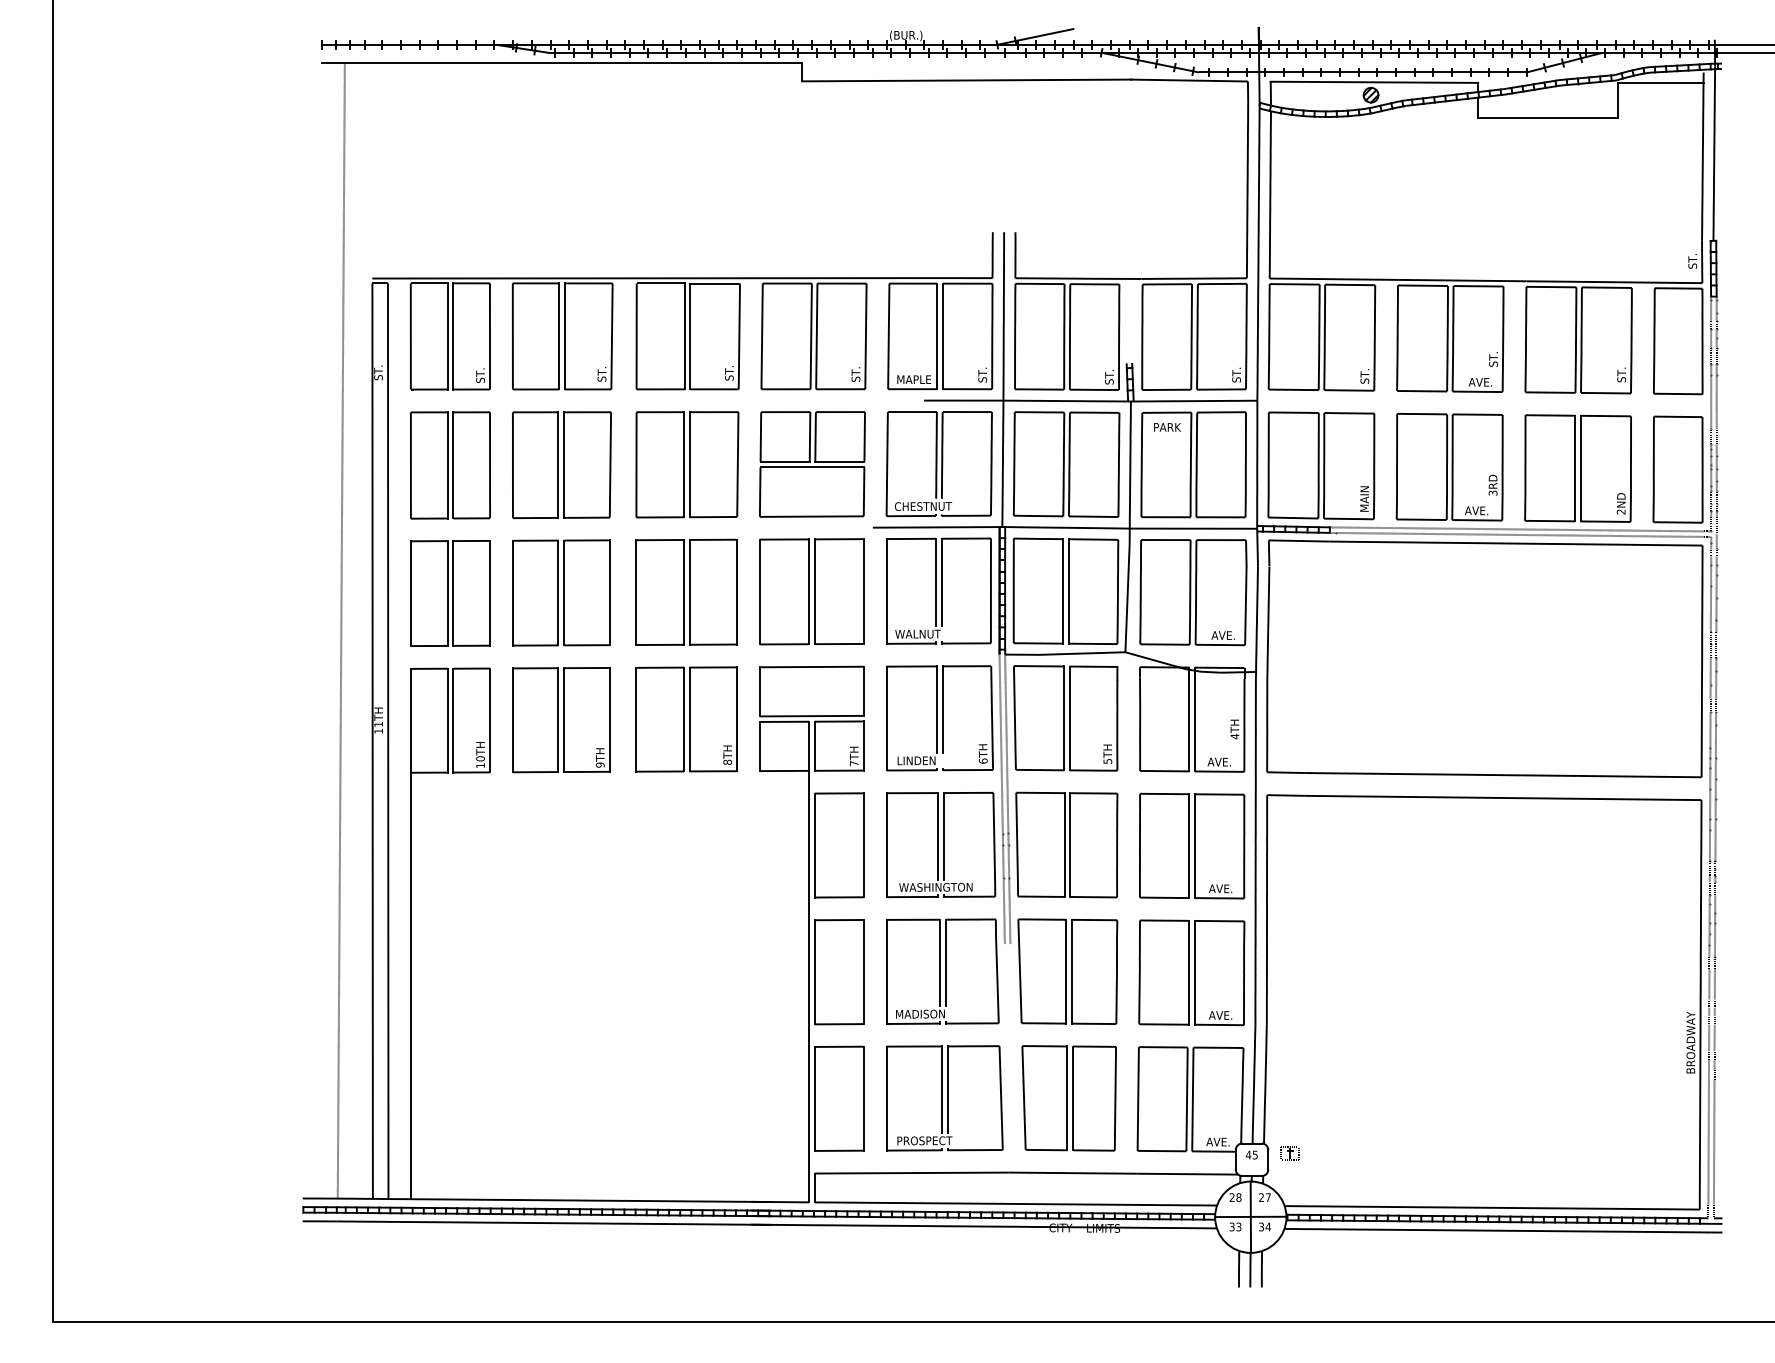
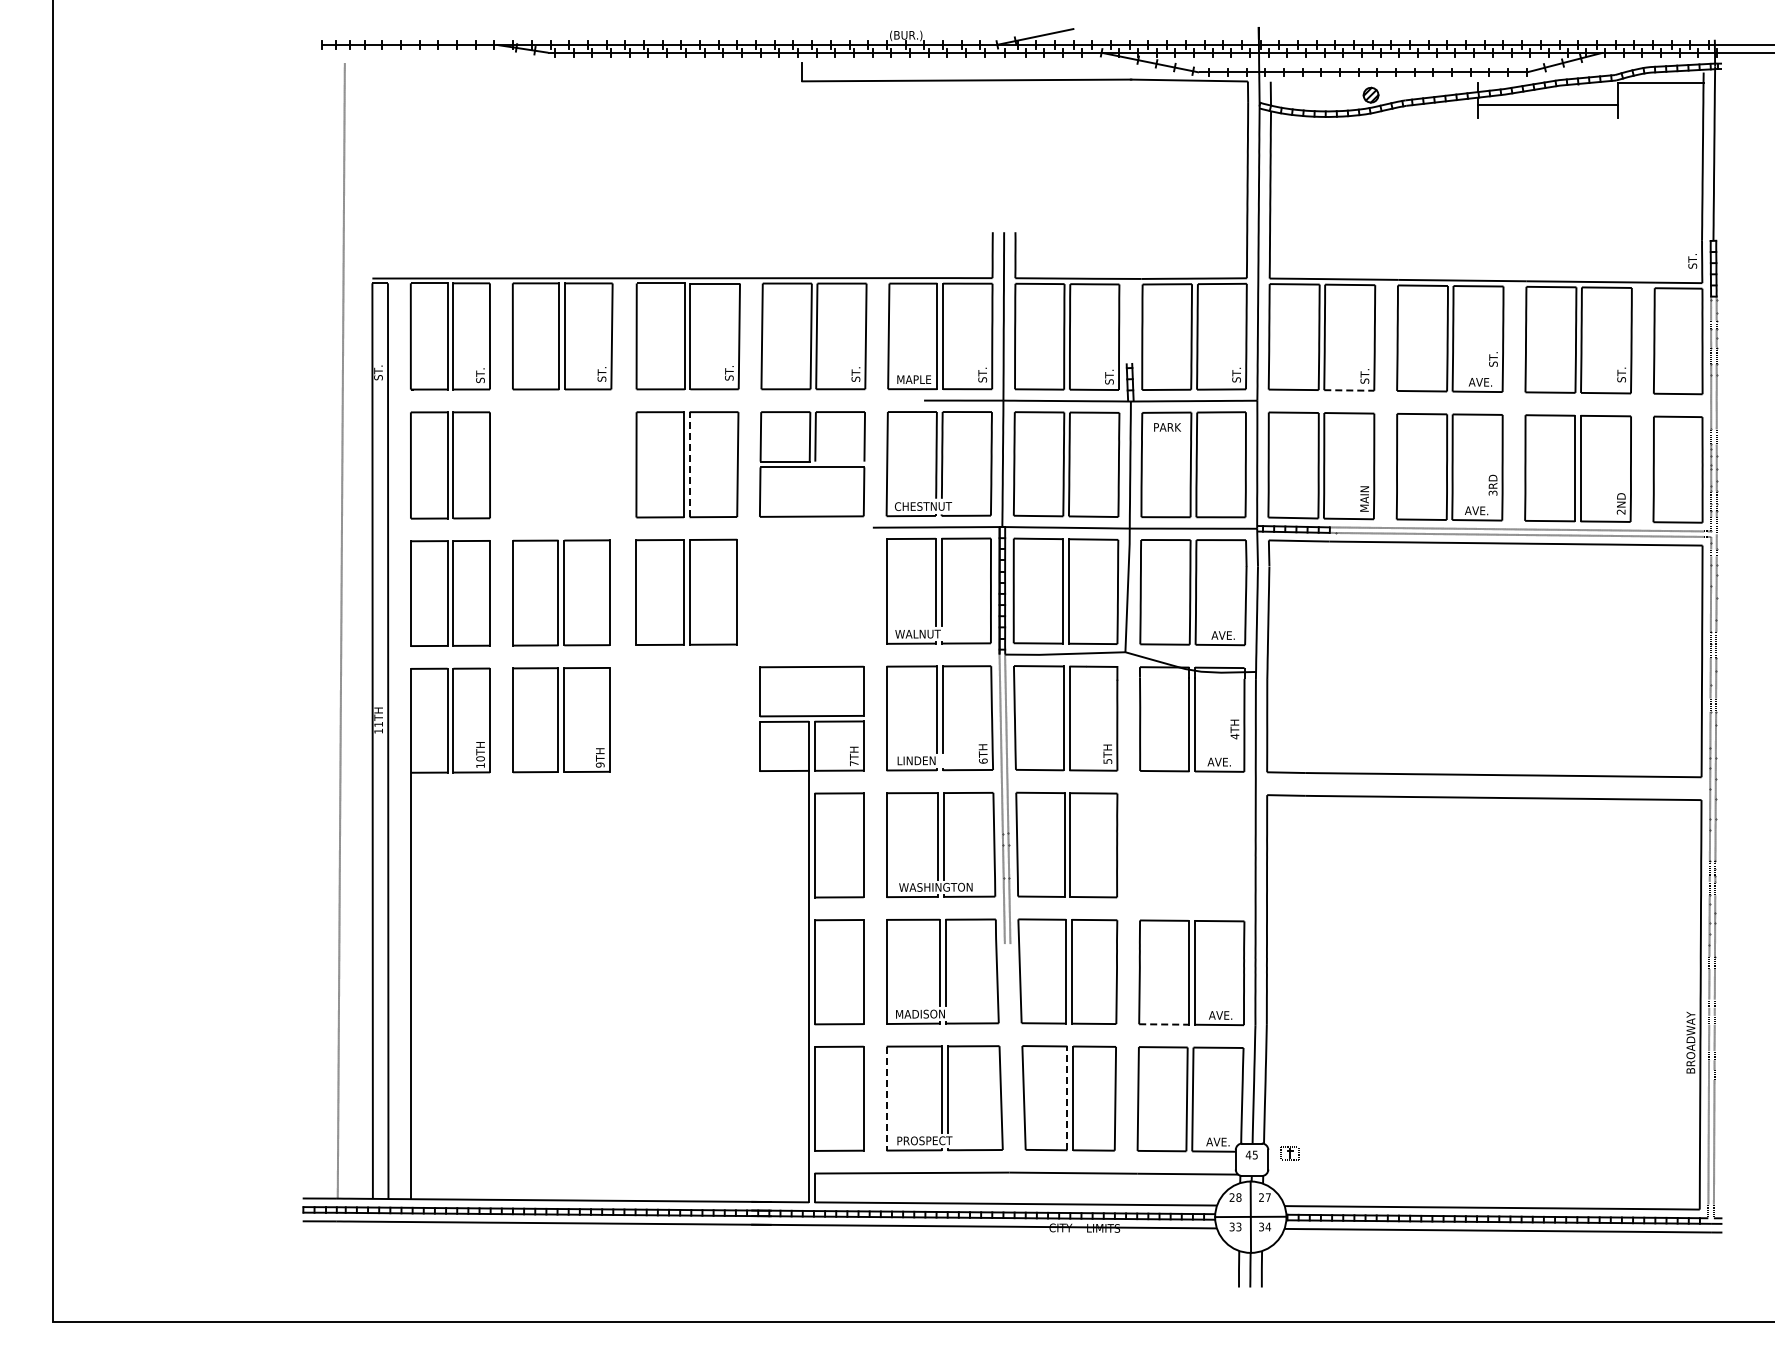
line: present -> none (561, 63)
line: present -> none (1374, 81)
line position: (1548, 117) -> (1548, 104) (1548, 104)
line: solid -> dashed (1347, 390)
line: present -> none (839, 461)
line: solid -> dashed (689, 464)
part: present -> none (561, 465)
part: present -> none (811, 591)
part: present -> none (686, 719)
part: present -> none (1192, 845)
line: solid -> dashed (1163, 1024)
line: solid -> dashed (886, 1098)
line: solid -> dashed (1067, 1098)
